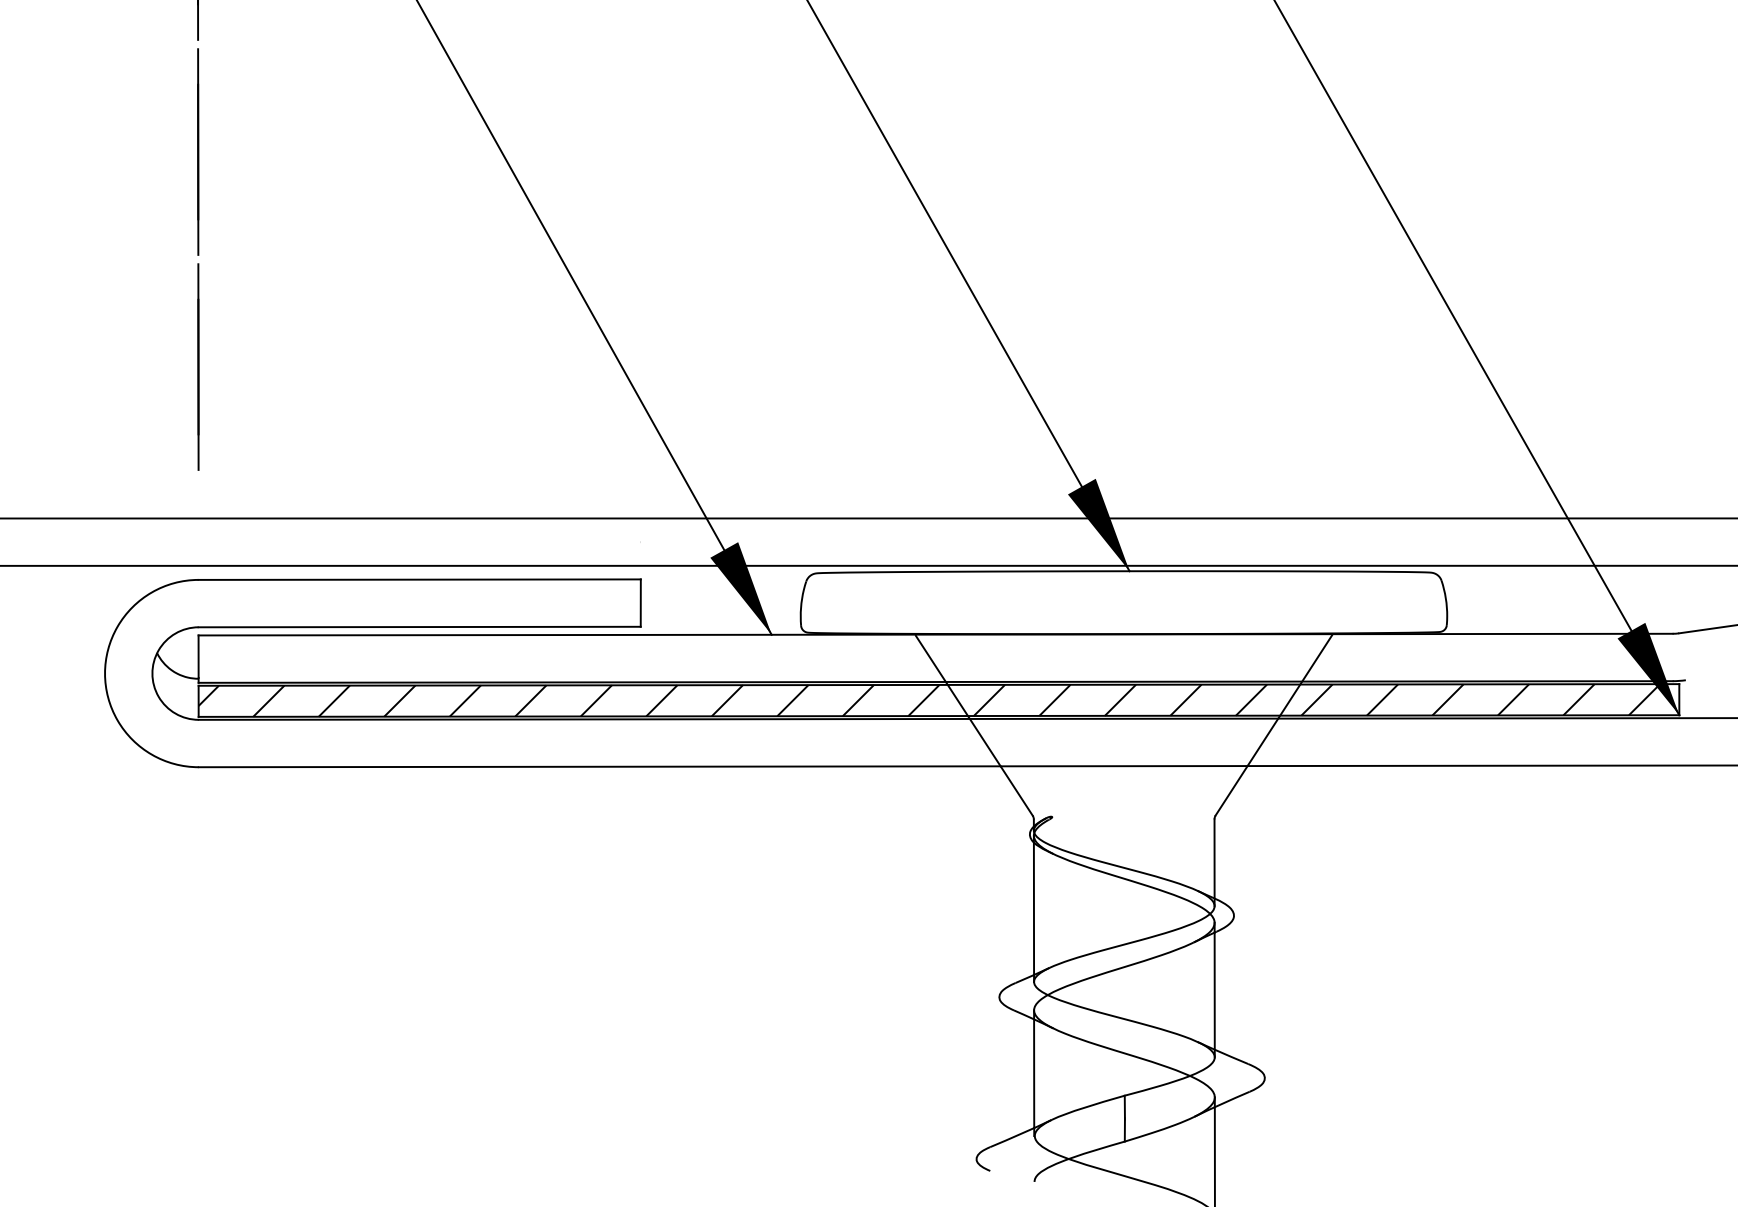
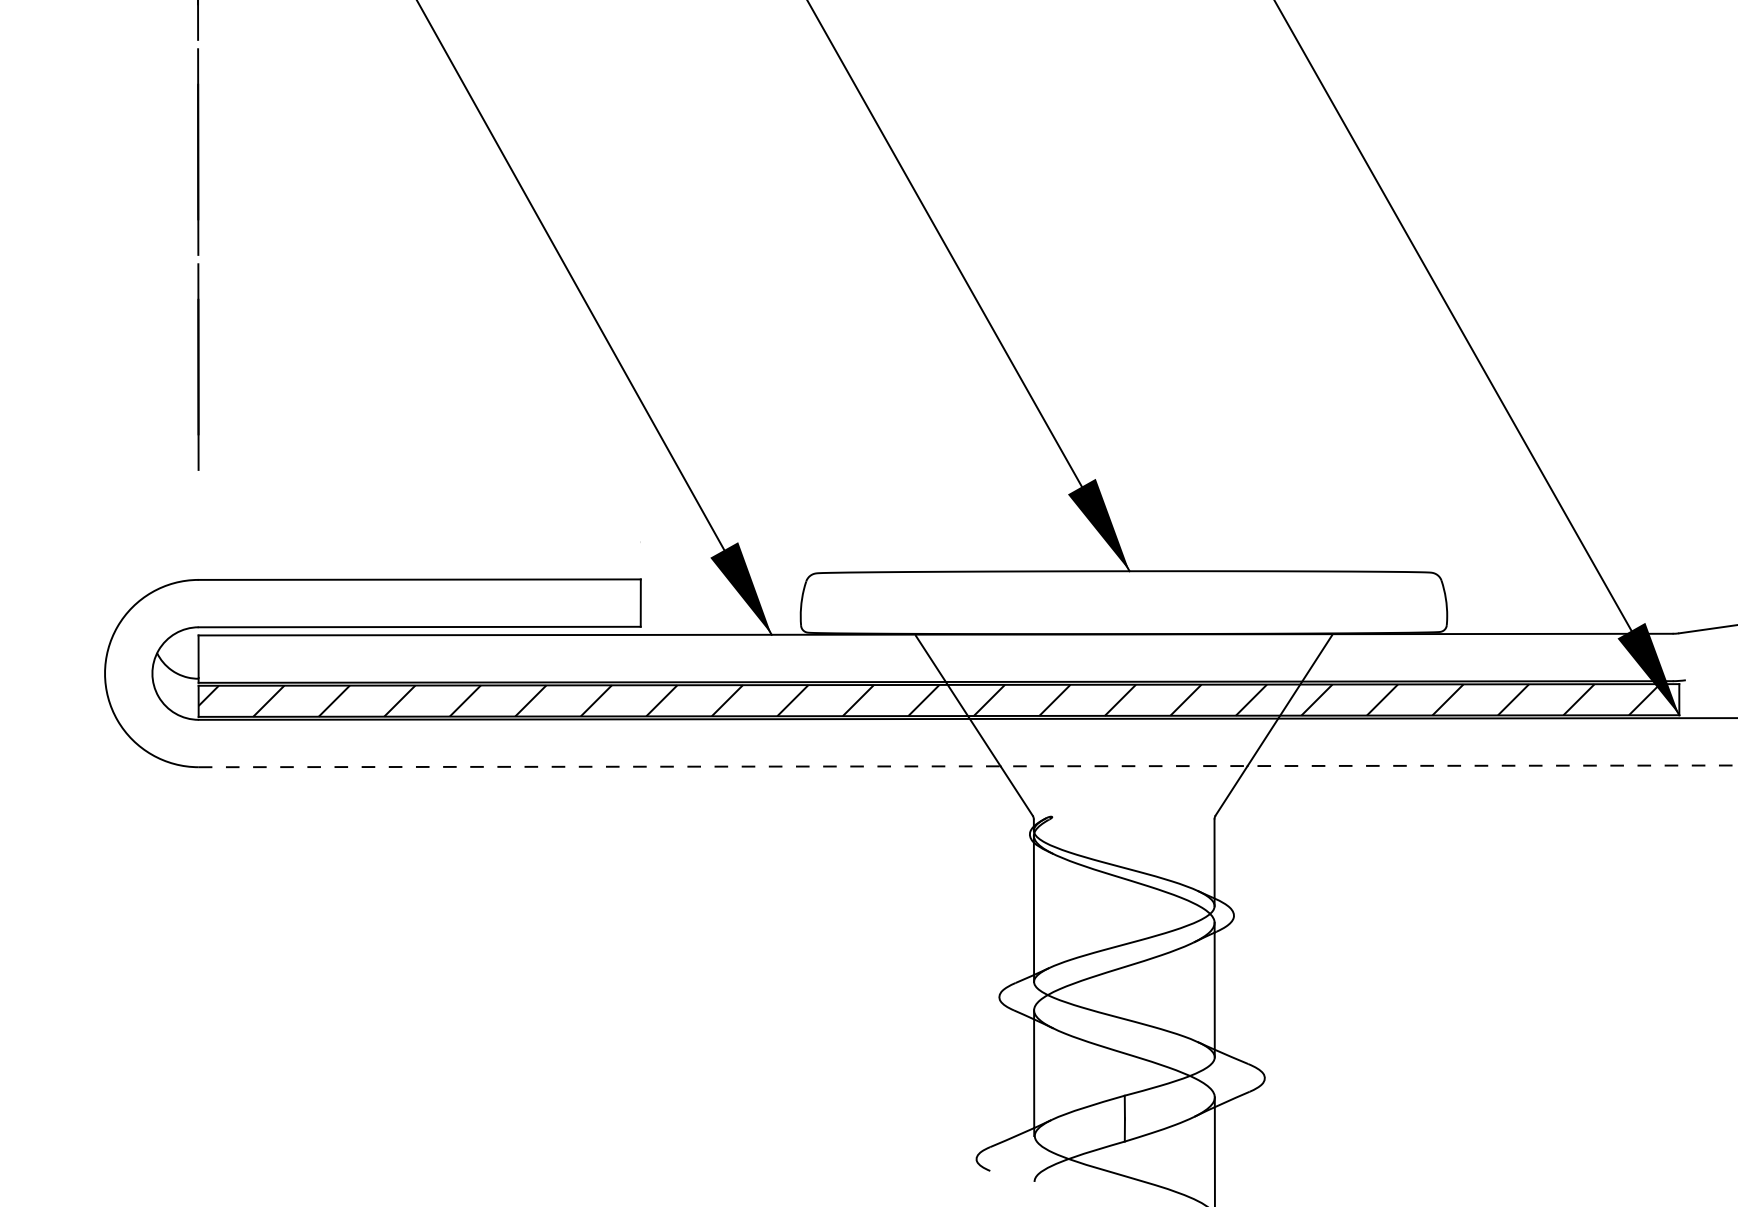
line: present -> none (868, 518)
line: present -> none (868, 565)
line: solid -> dashed (968, 766)
